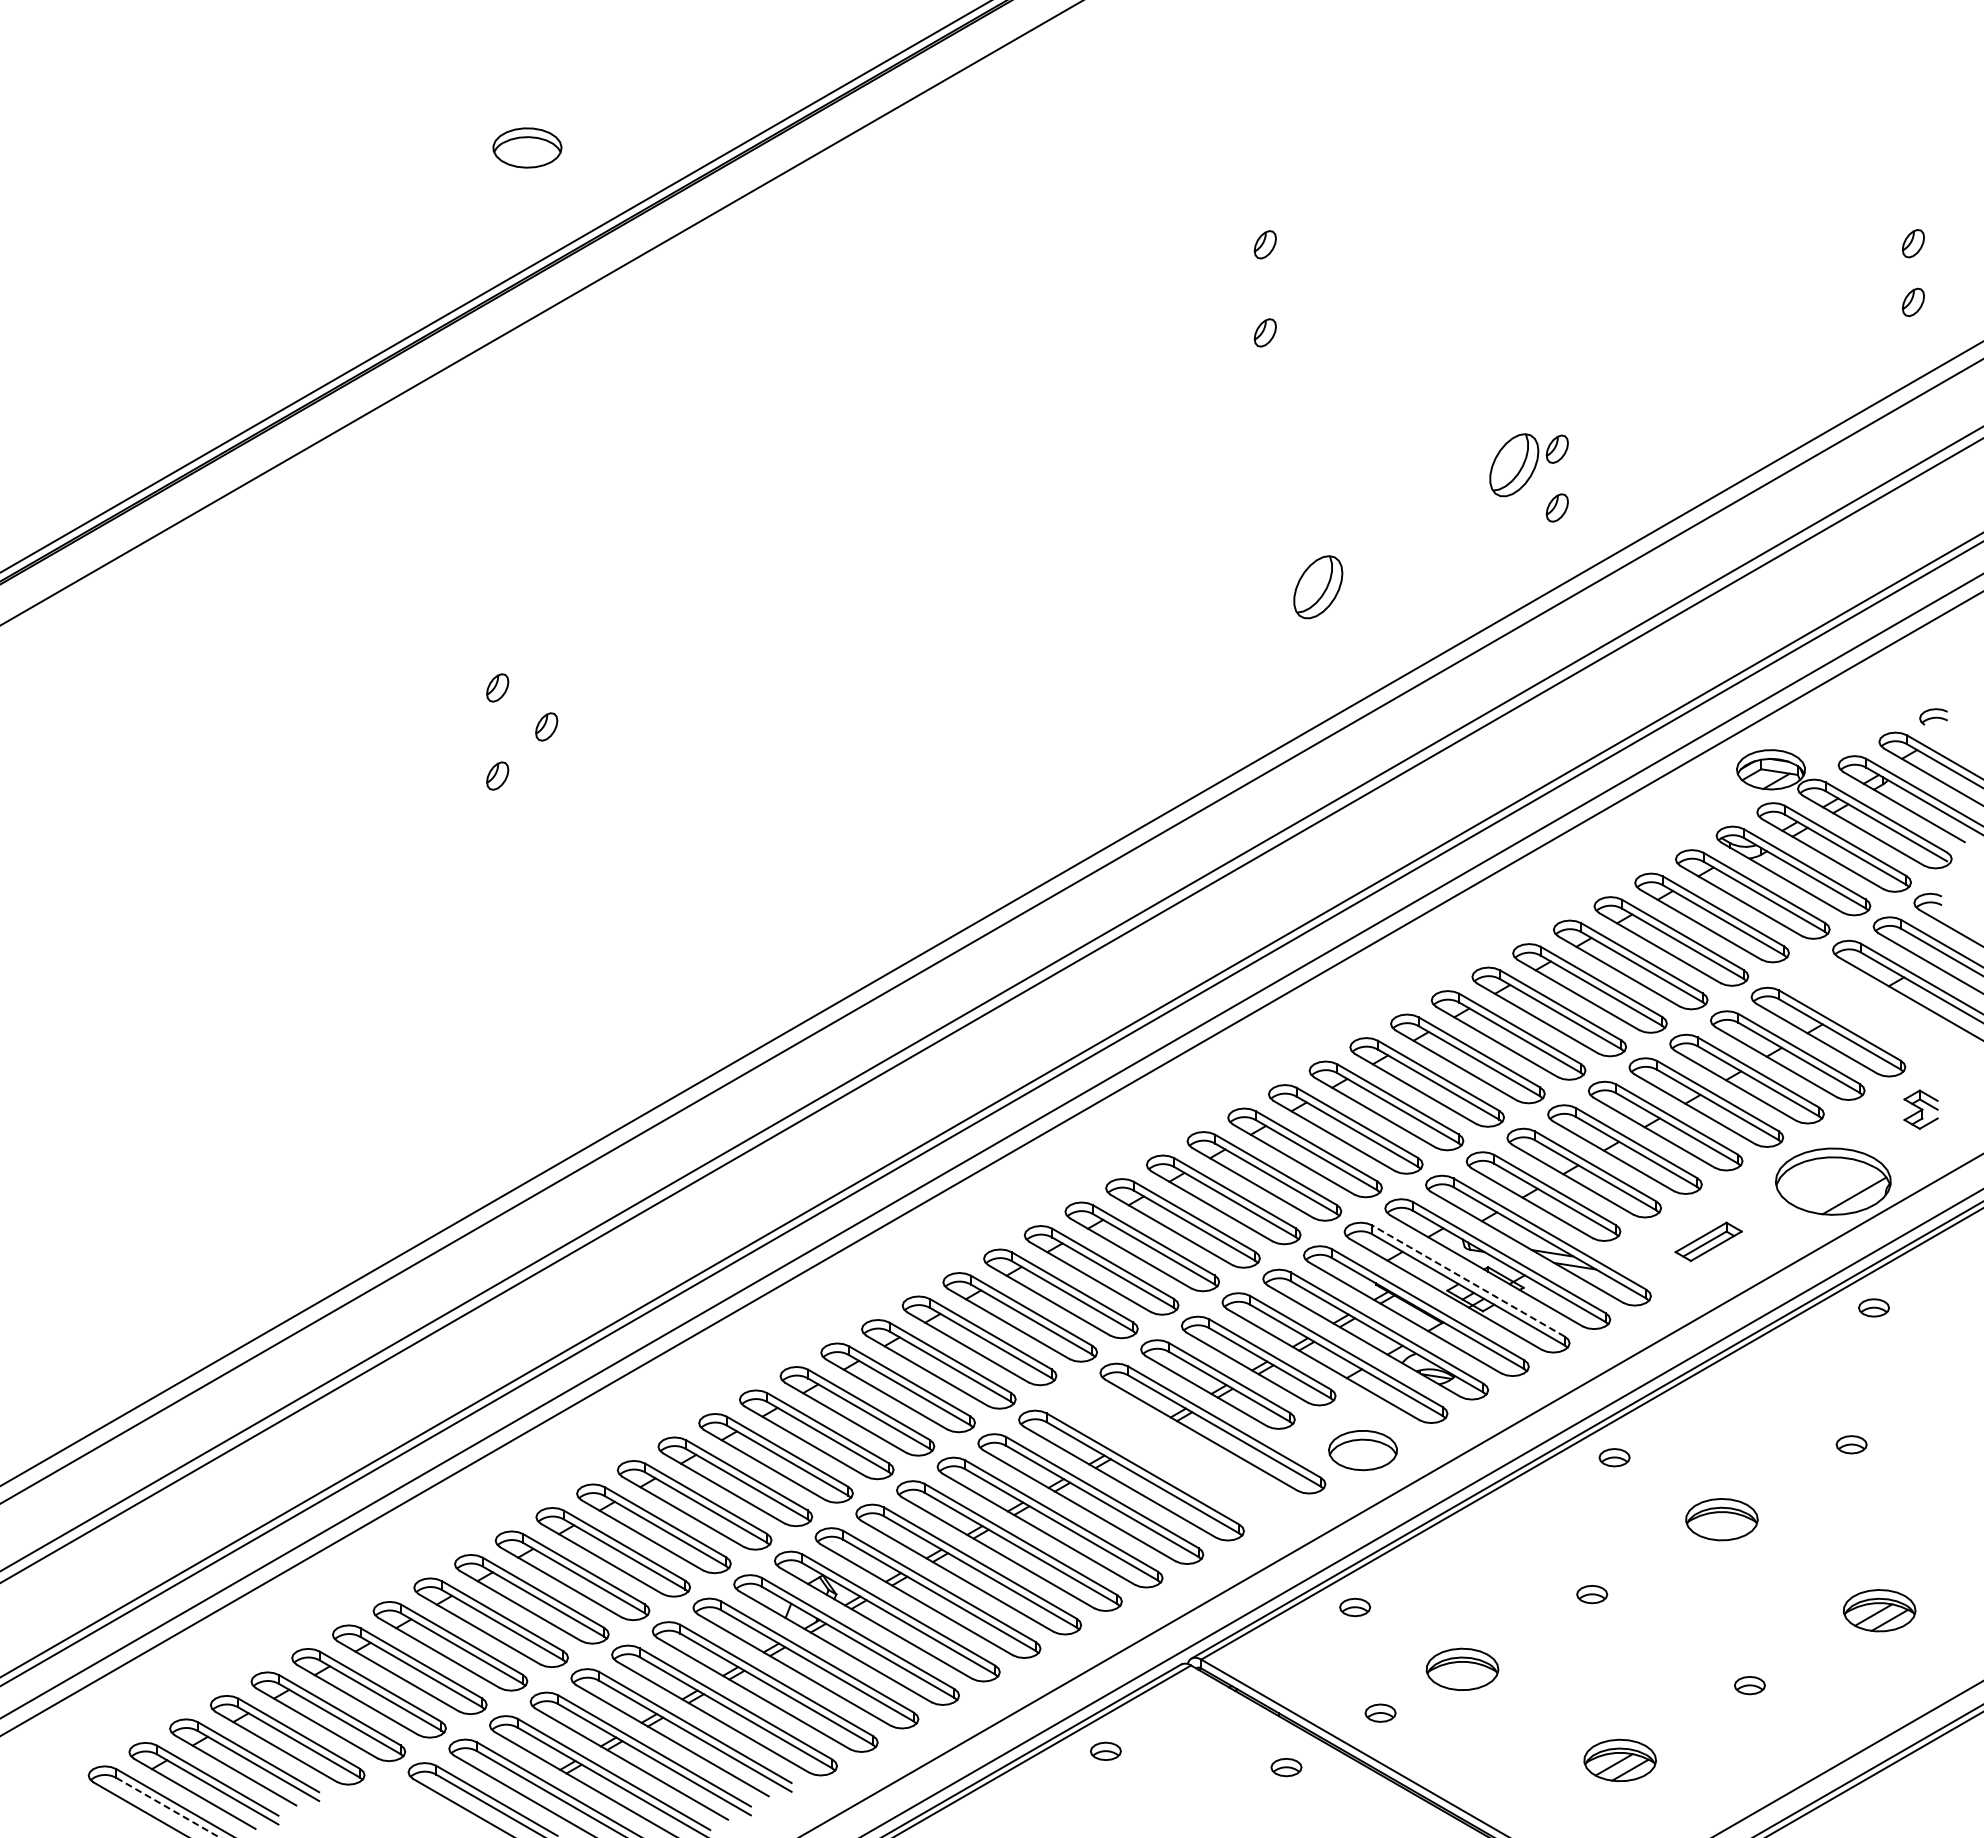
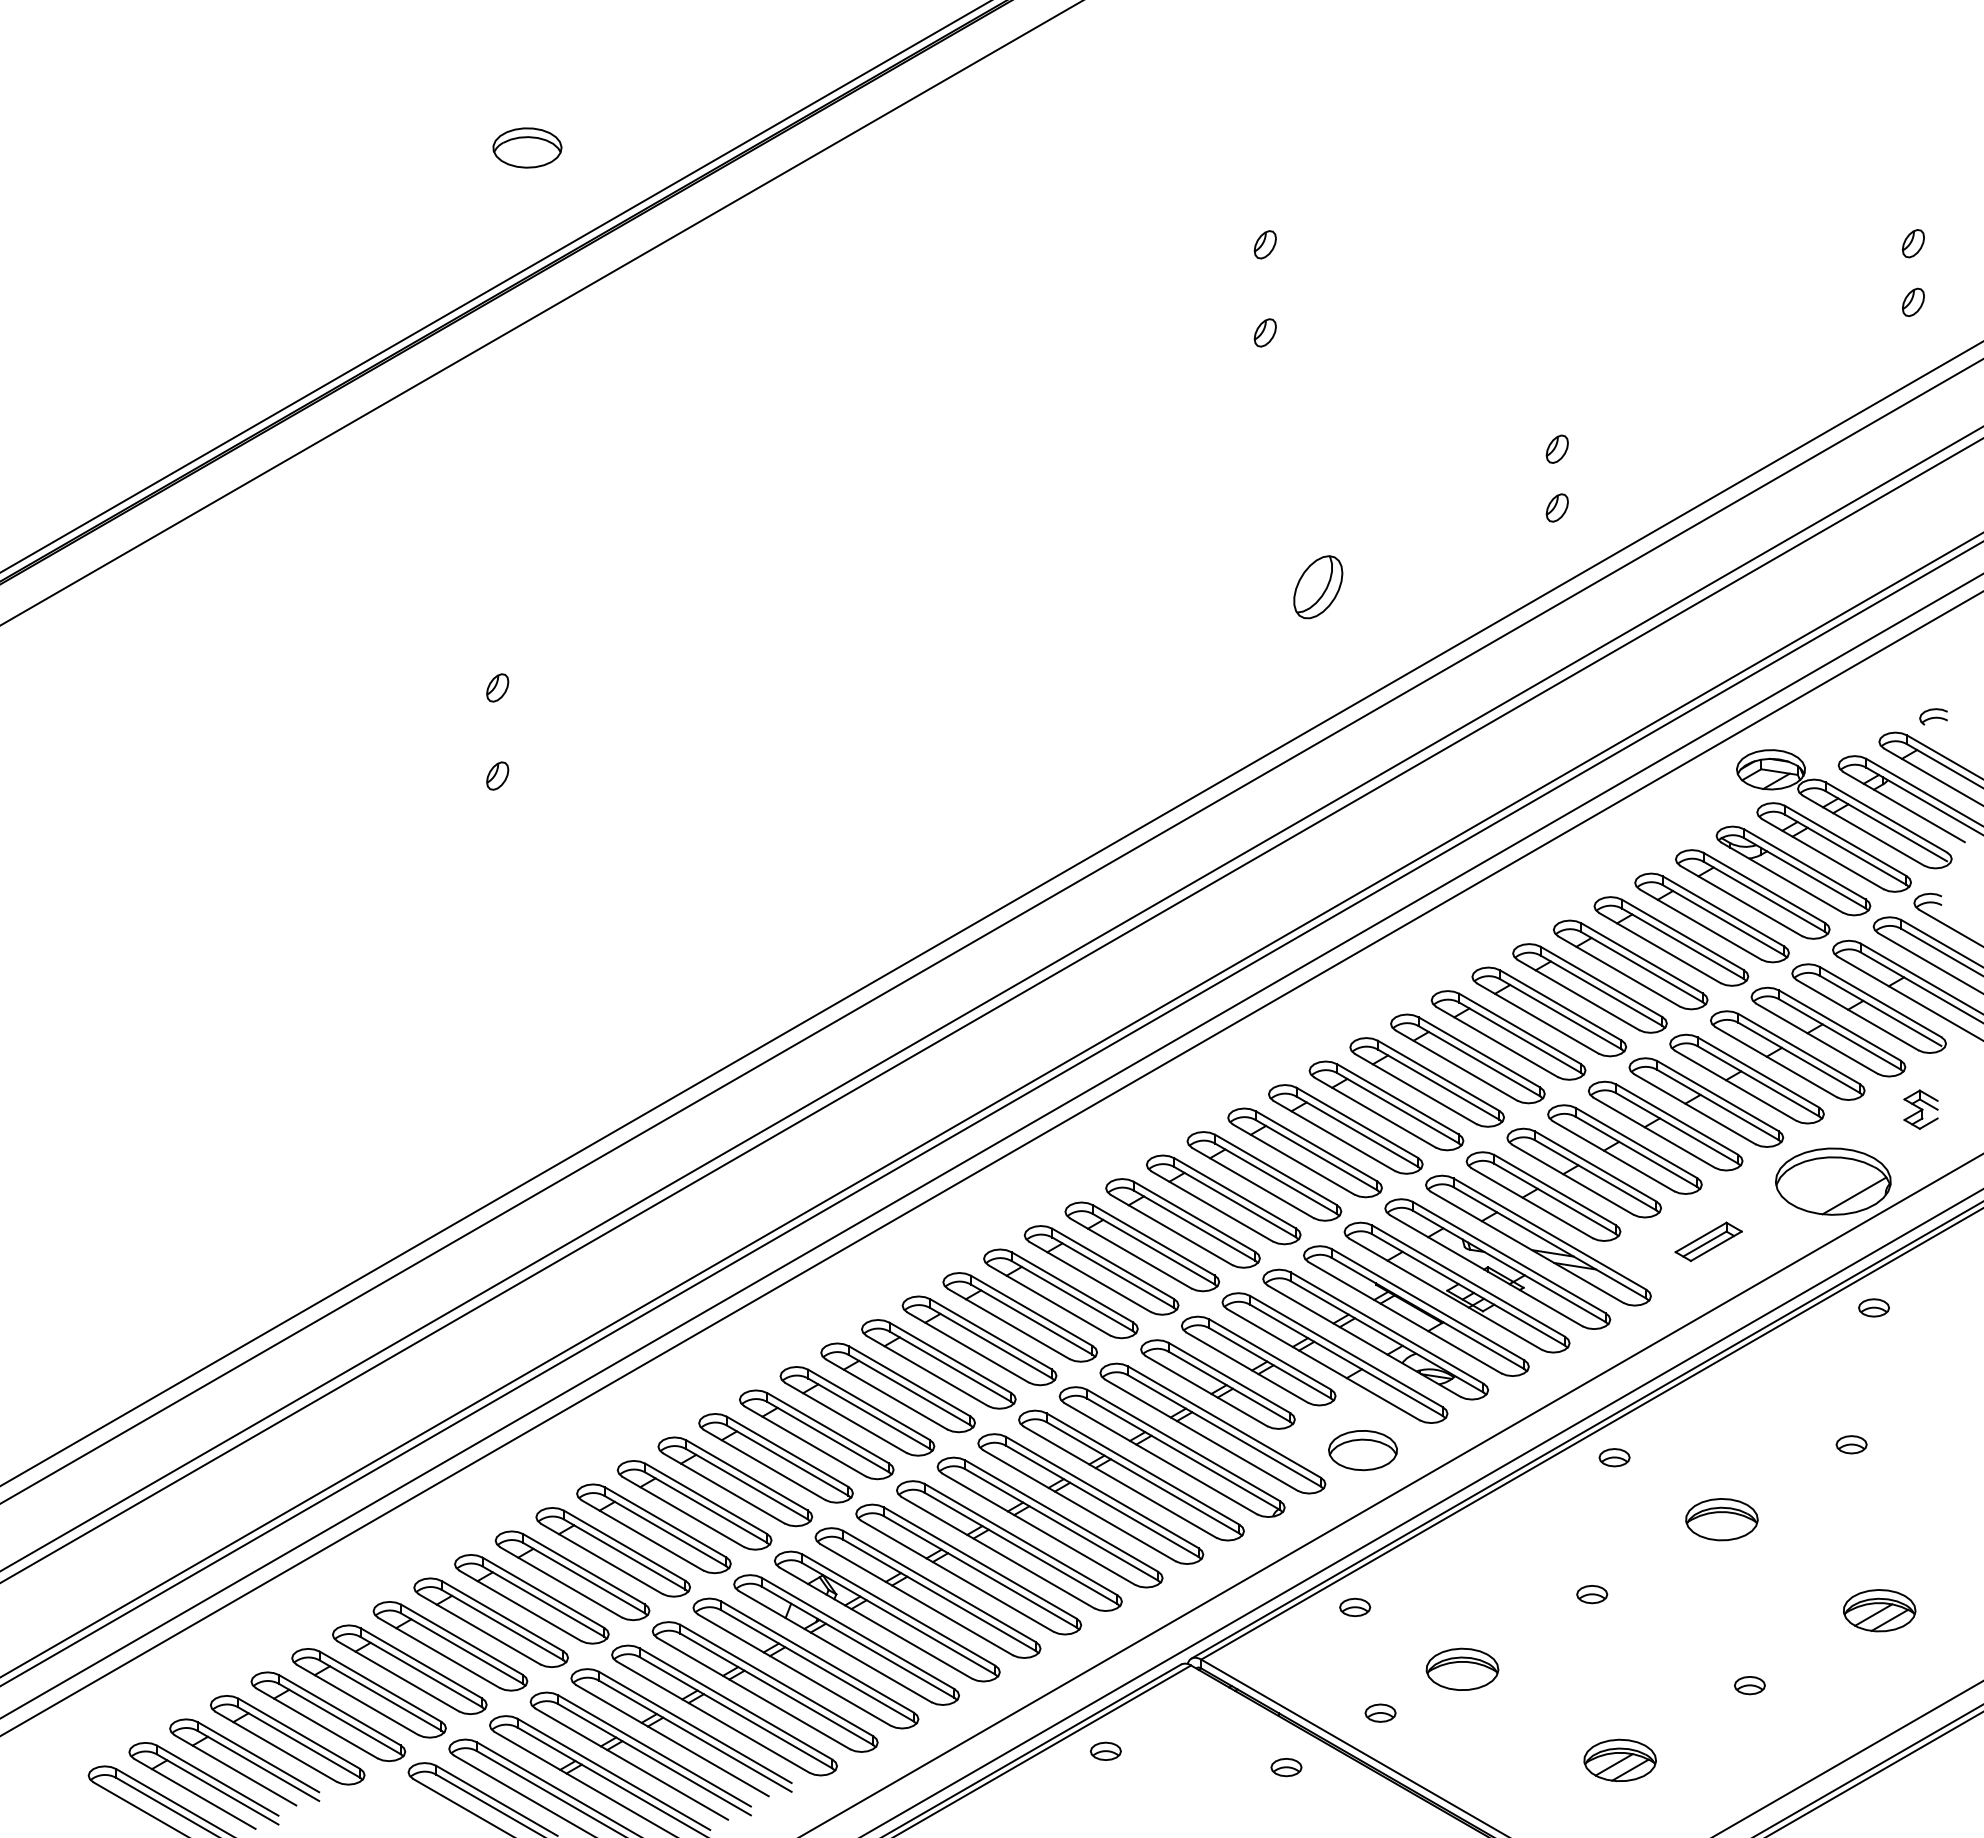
part: present -> none (1514, 465)
part: present -> none (546, 726)
part: none -> present (1868, 1008)
line: dashed -> solid (1468, 1280)
part: none -> present (1171, 1451)
line: dashed -> solid (168, 1807)
